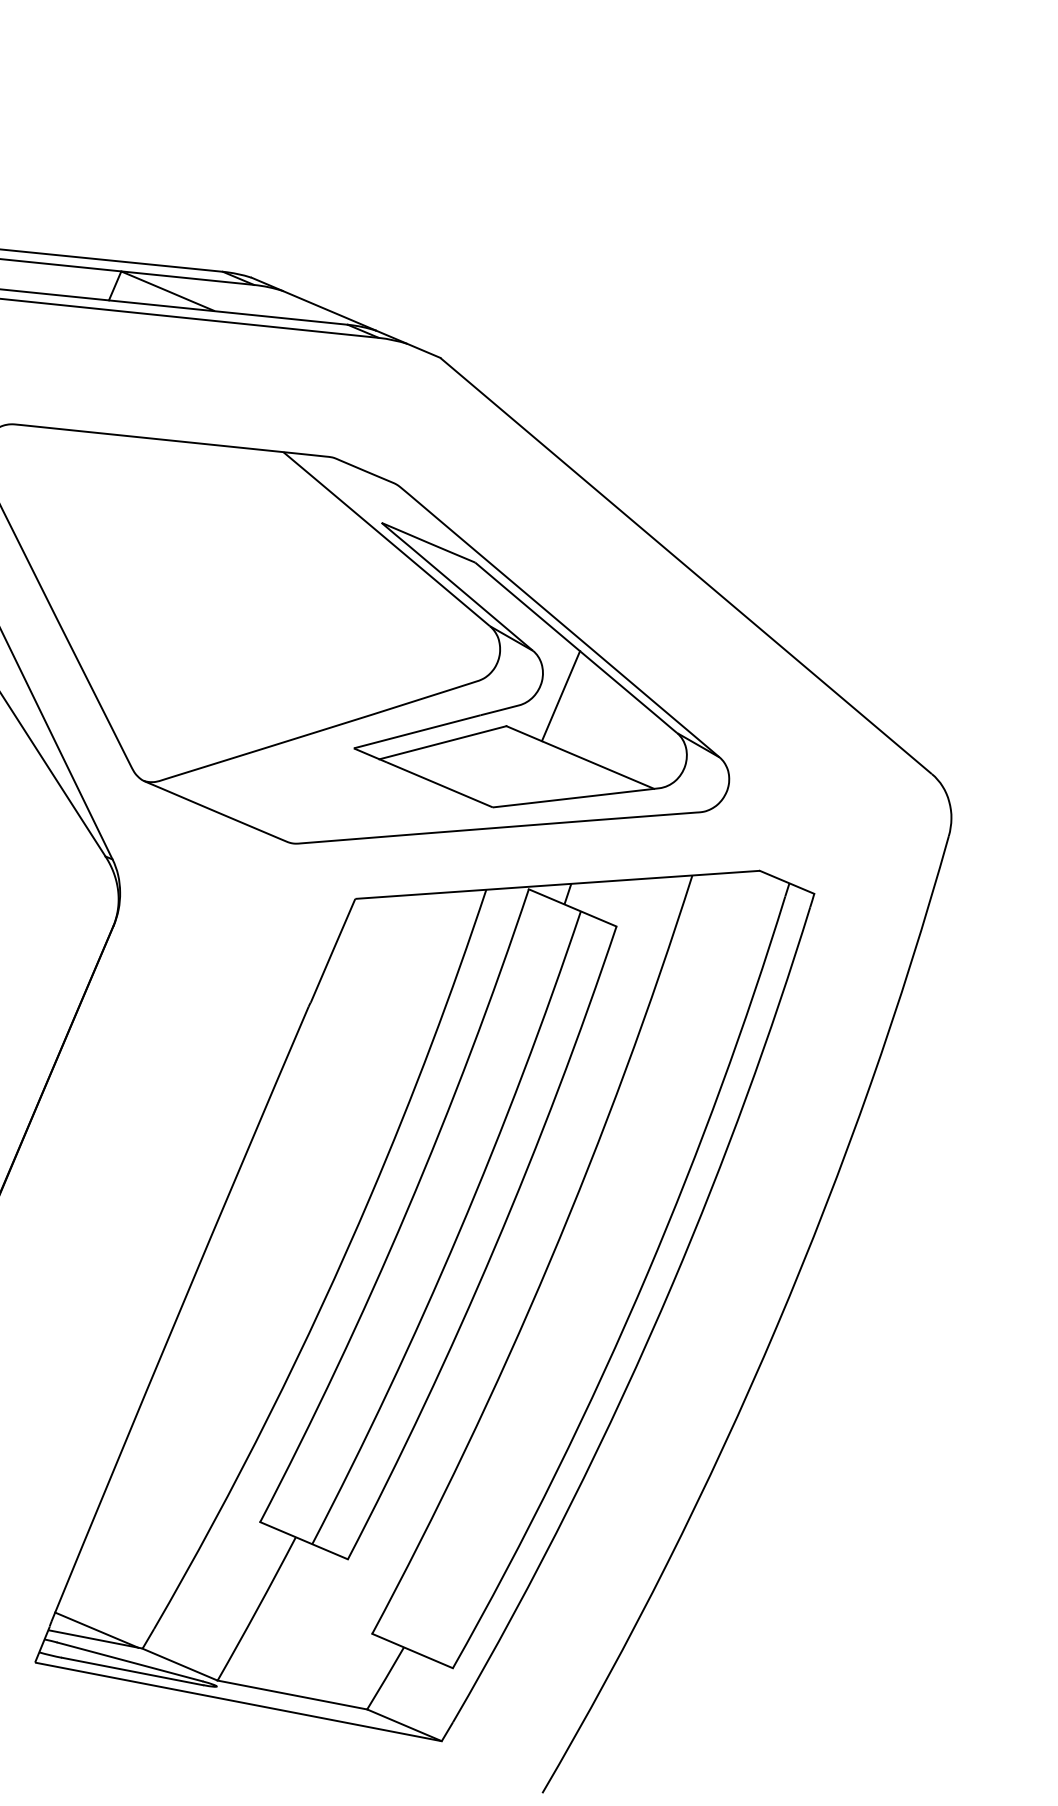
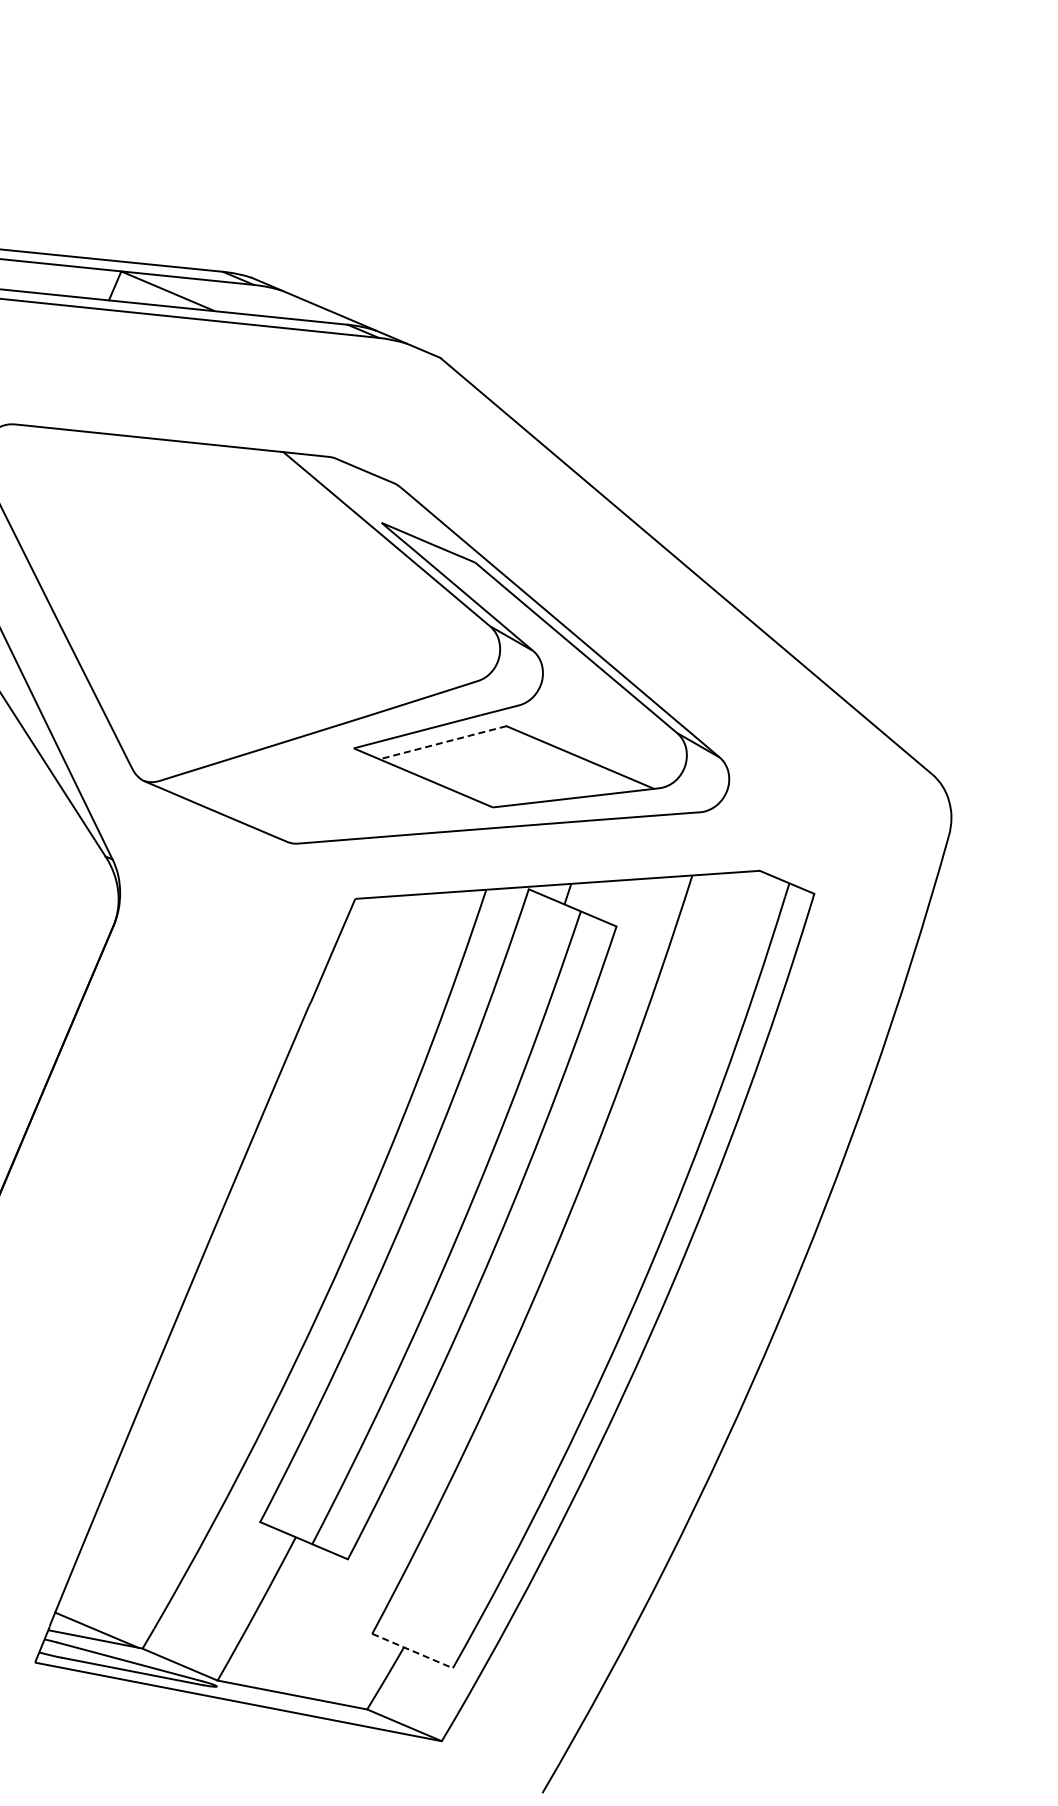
line: present -> none (560, 696)
line: solid -> dashed (442, 742)
line: solid -> dashed (412, 1651)
